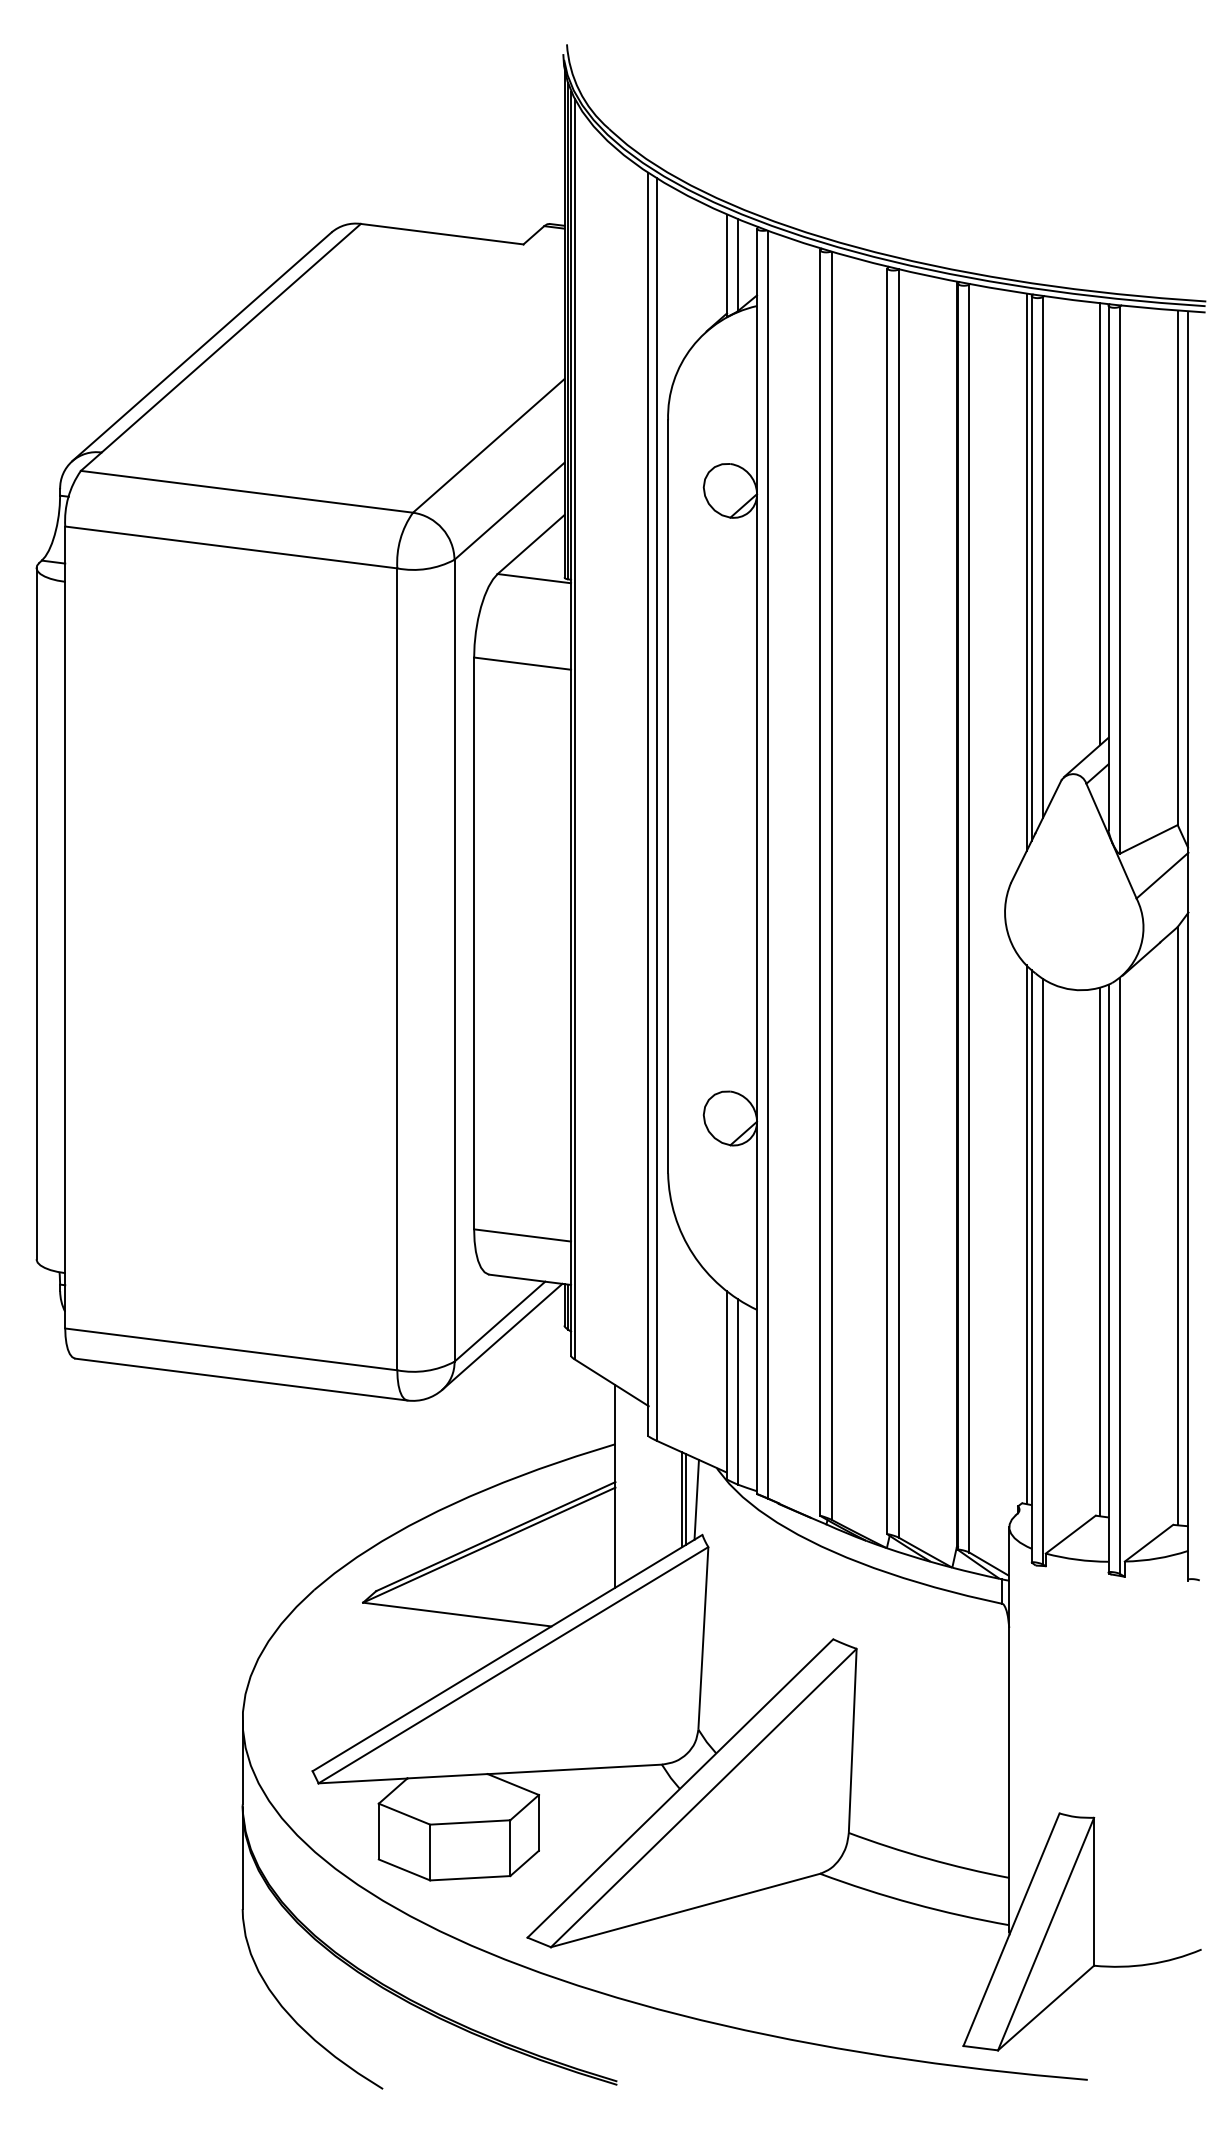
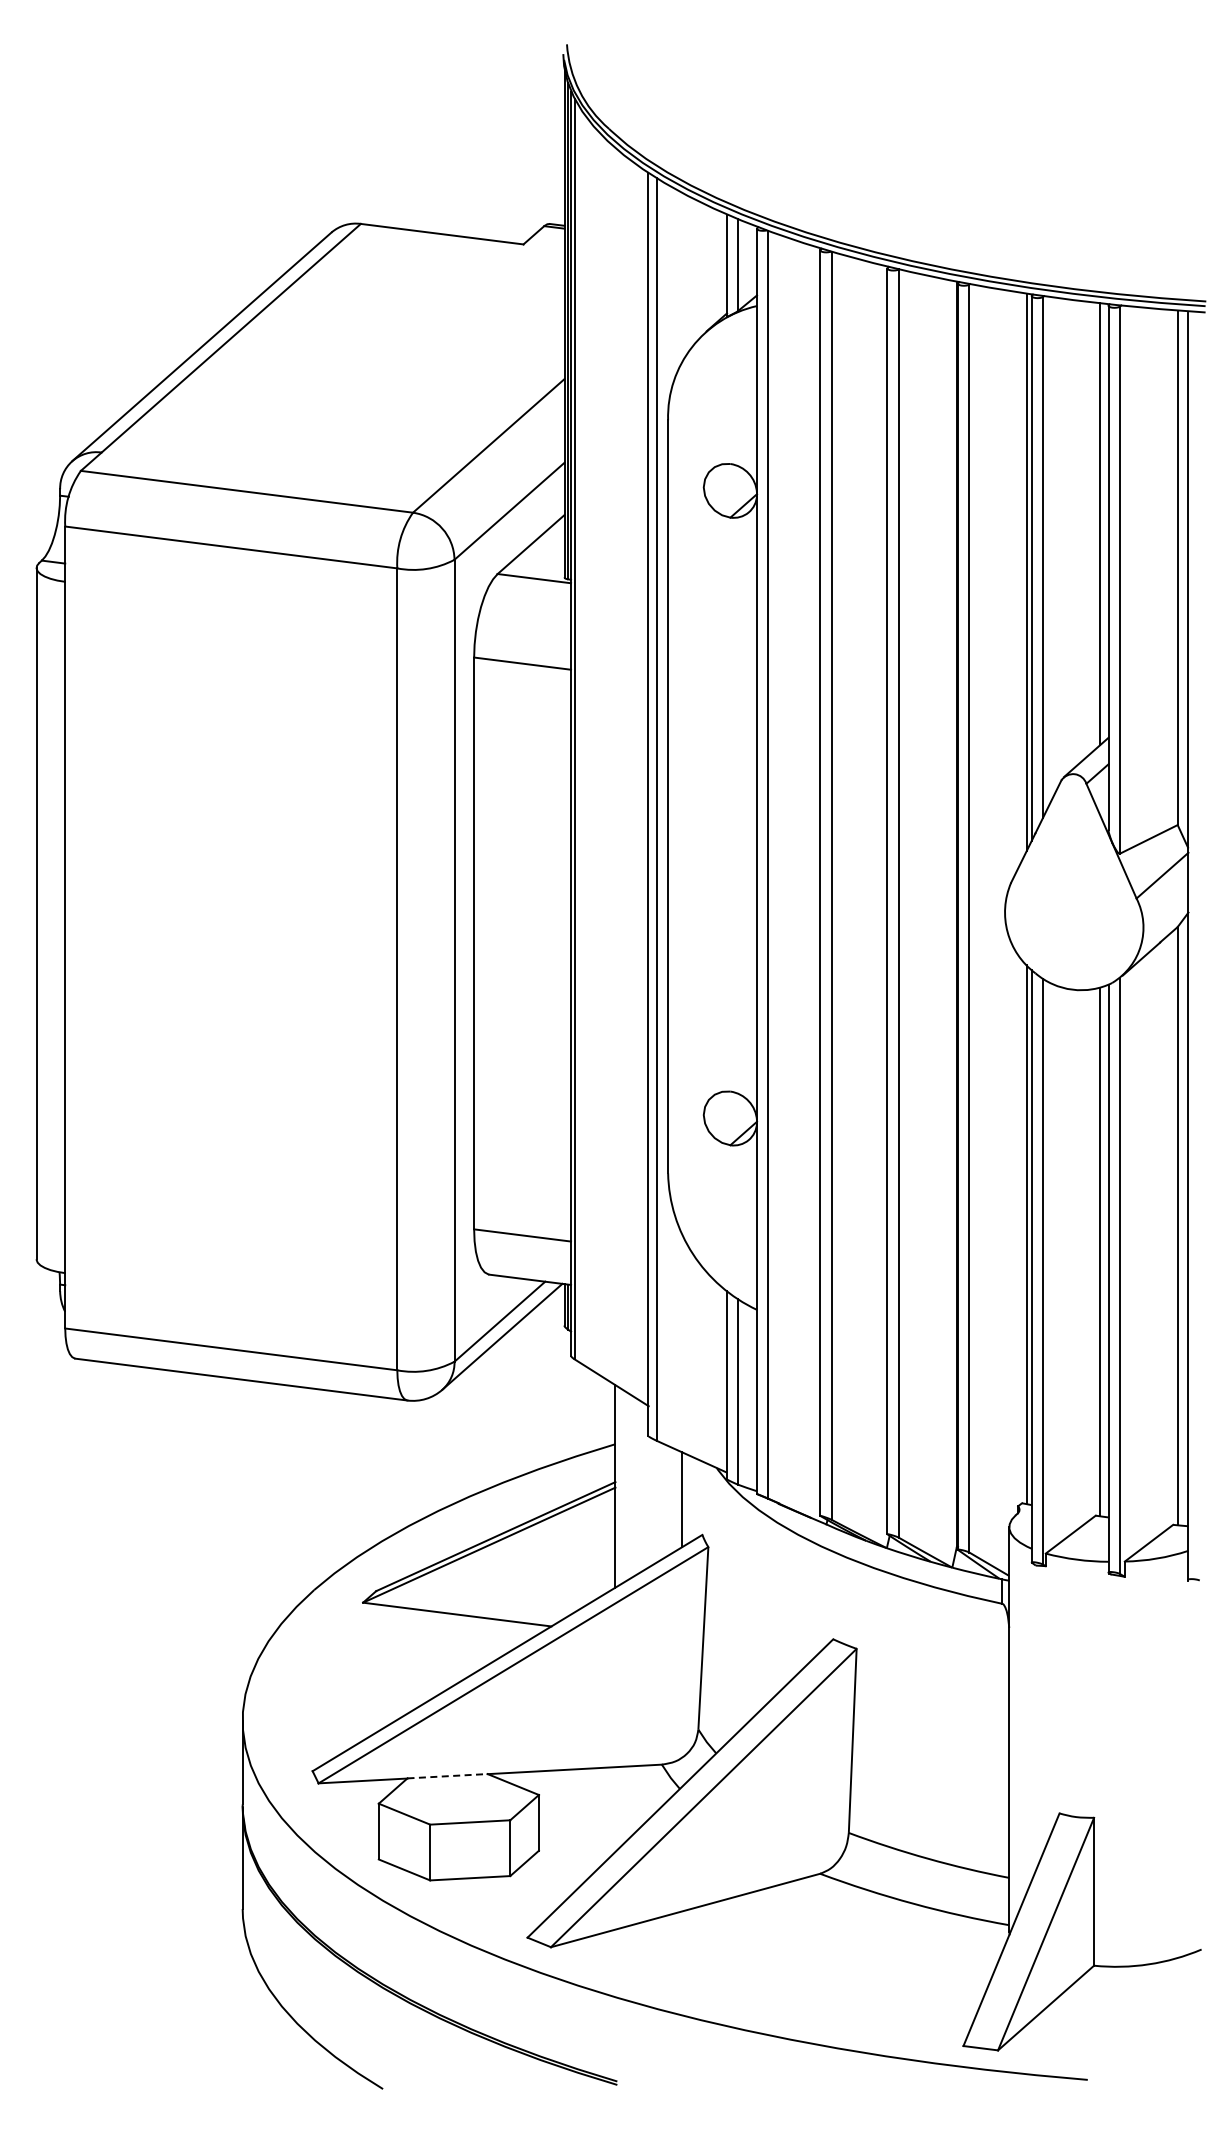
line: present -> none (685, 1499)
line: present -> none (696, 1499)
line: solid -> dashed (448, 1776)
